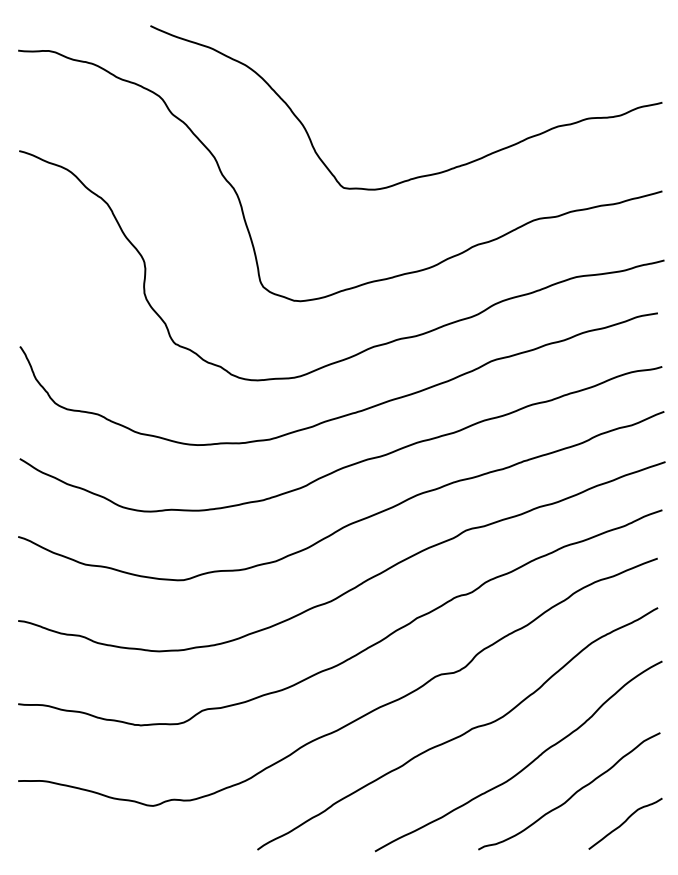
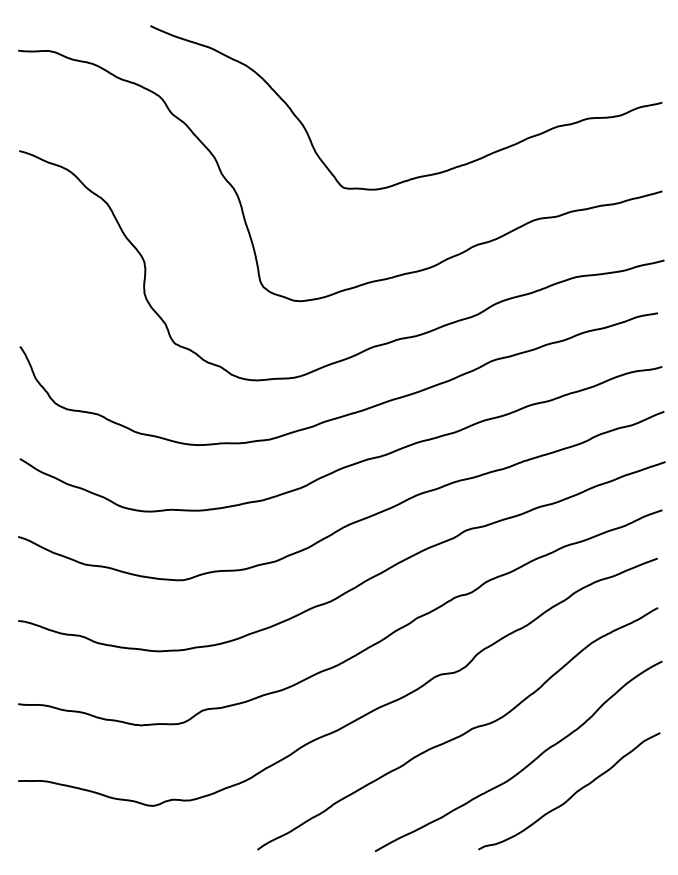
curve: present -> none (625, 822)
